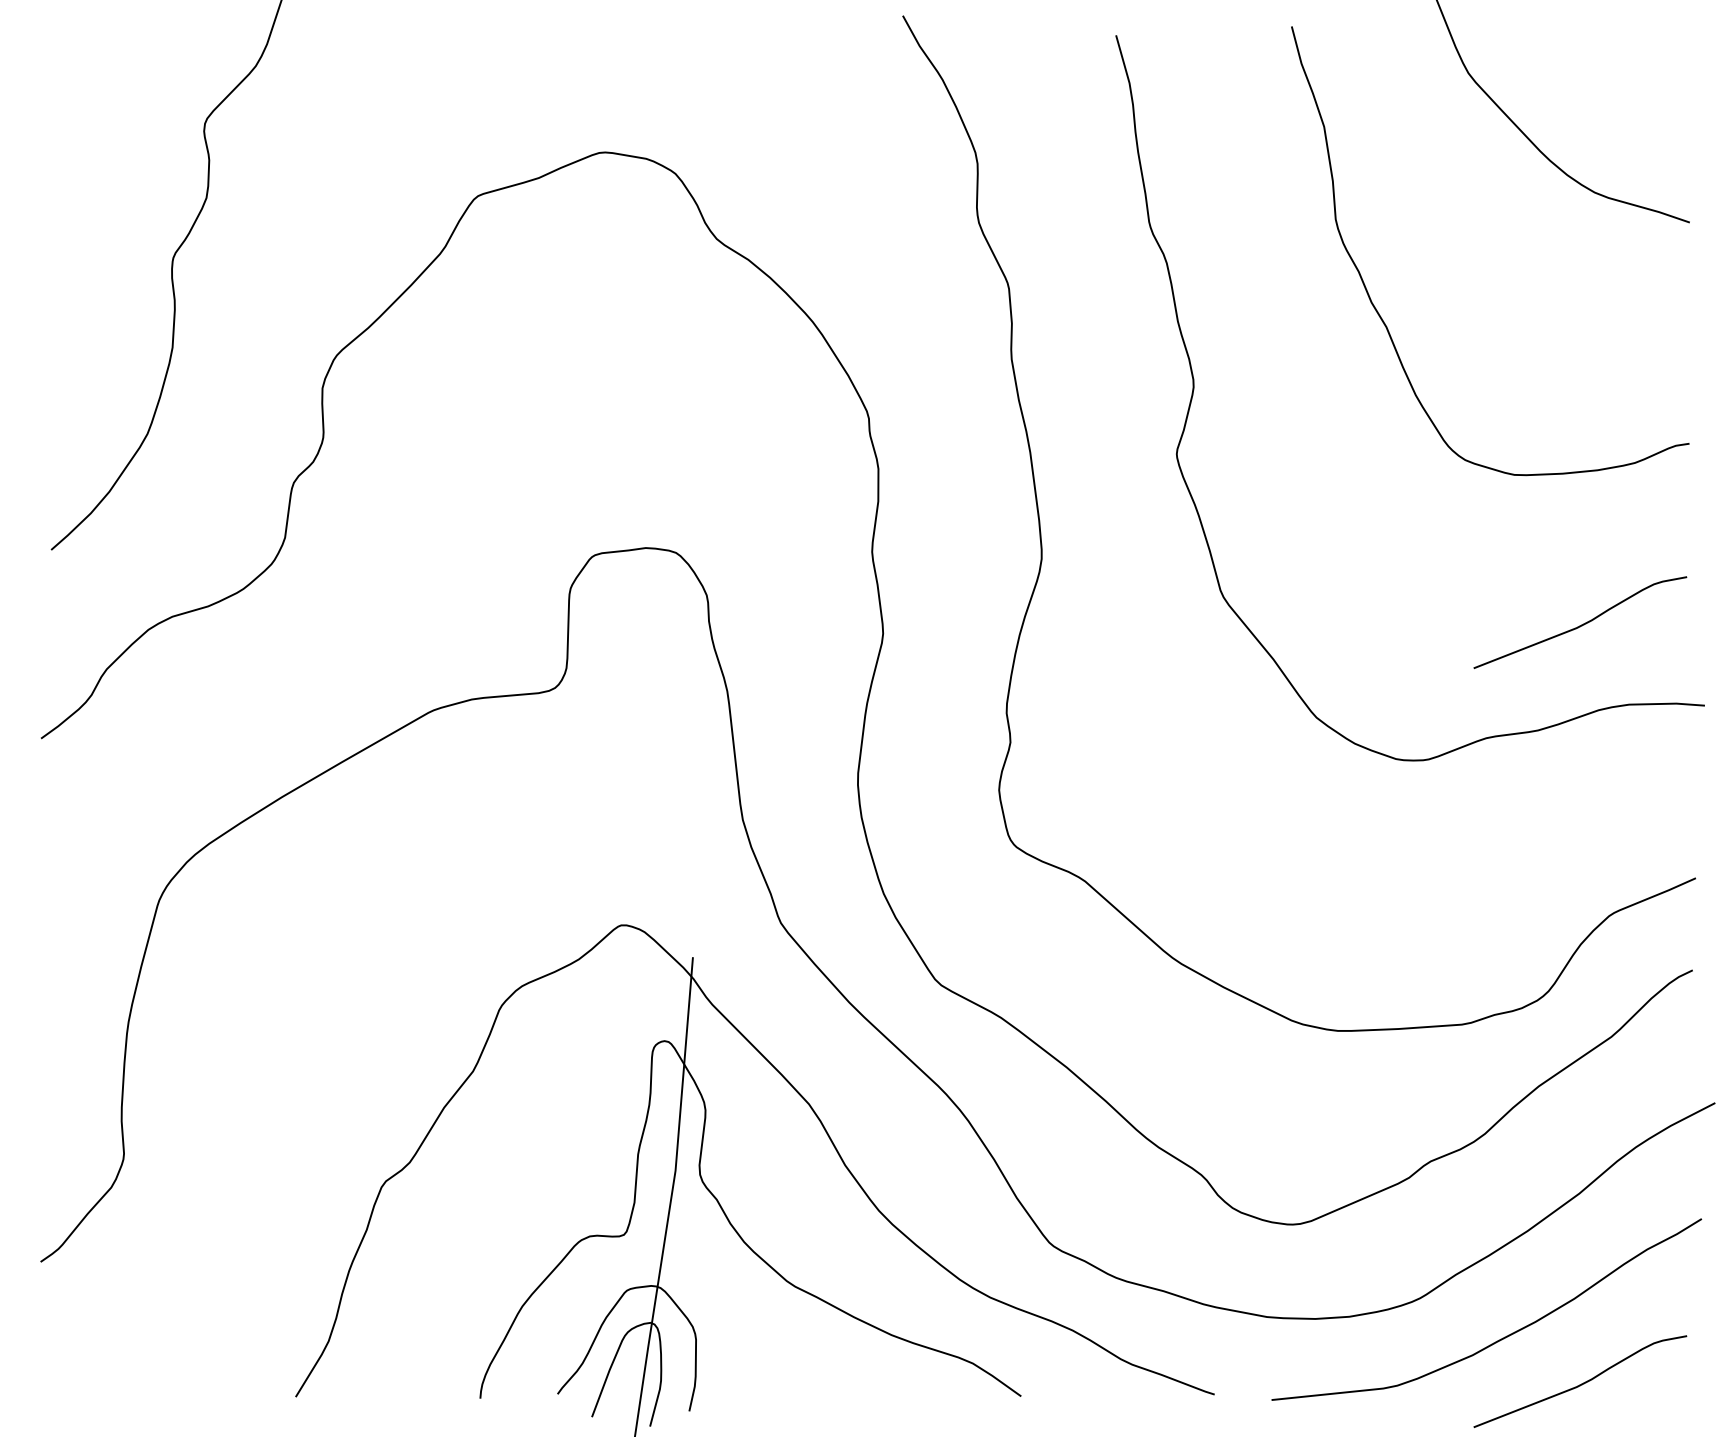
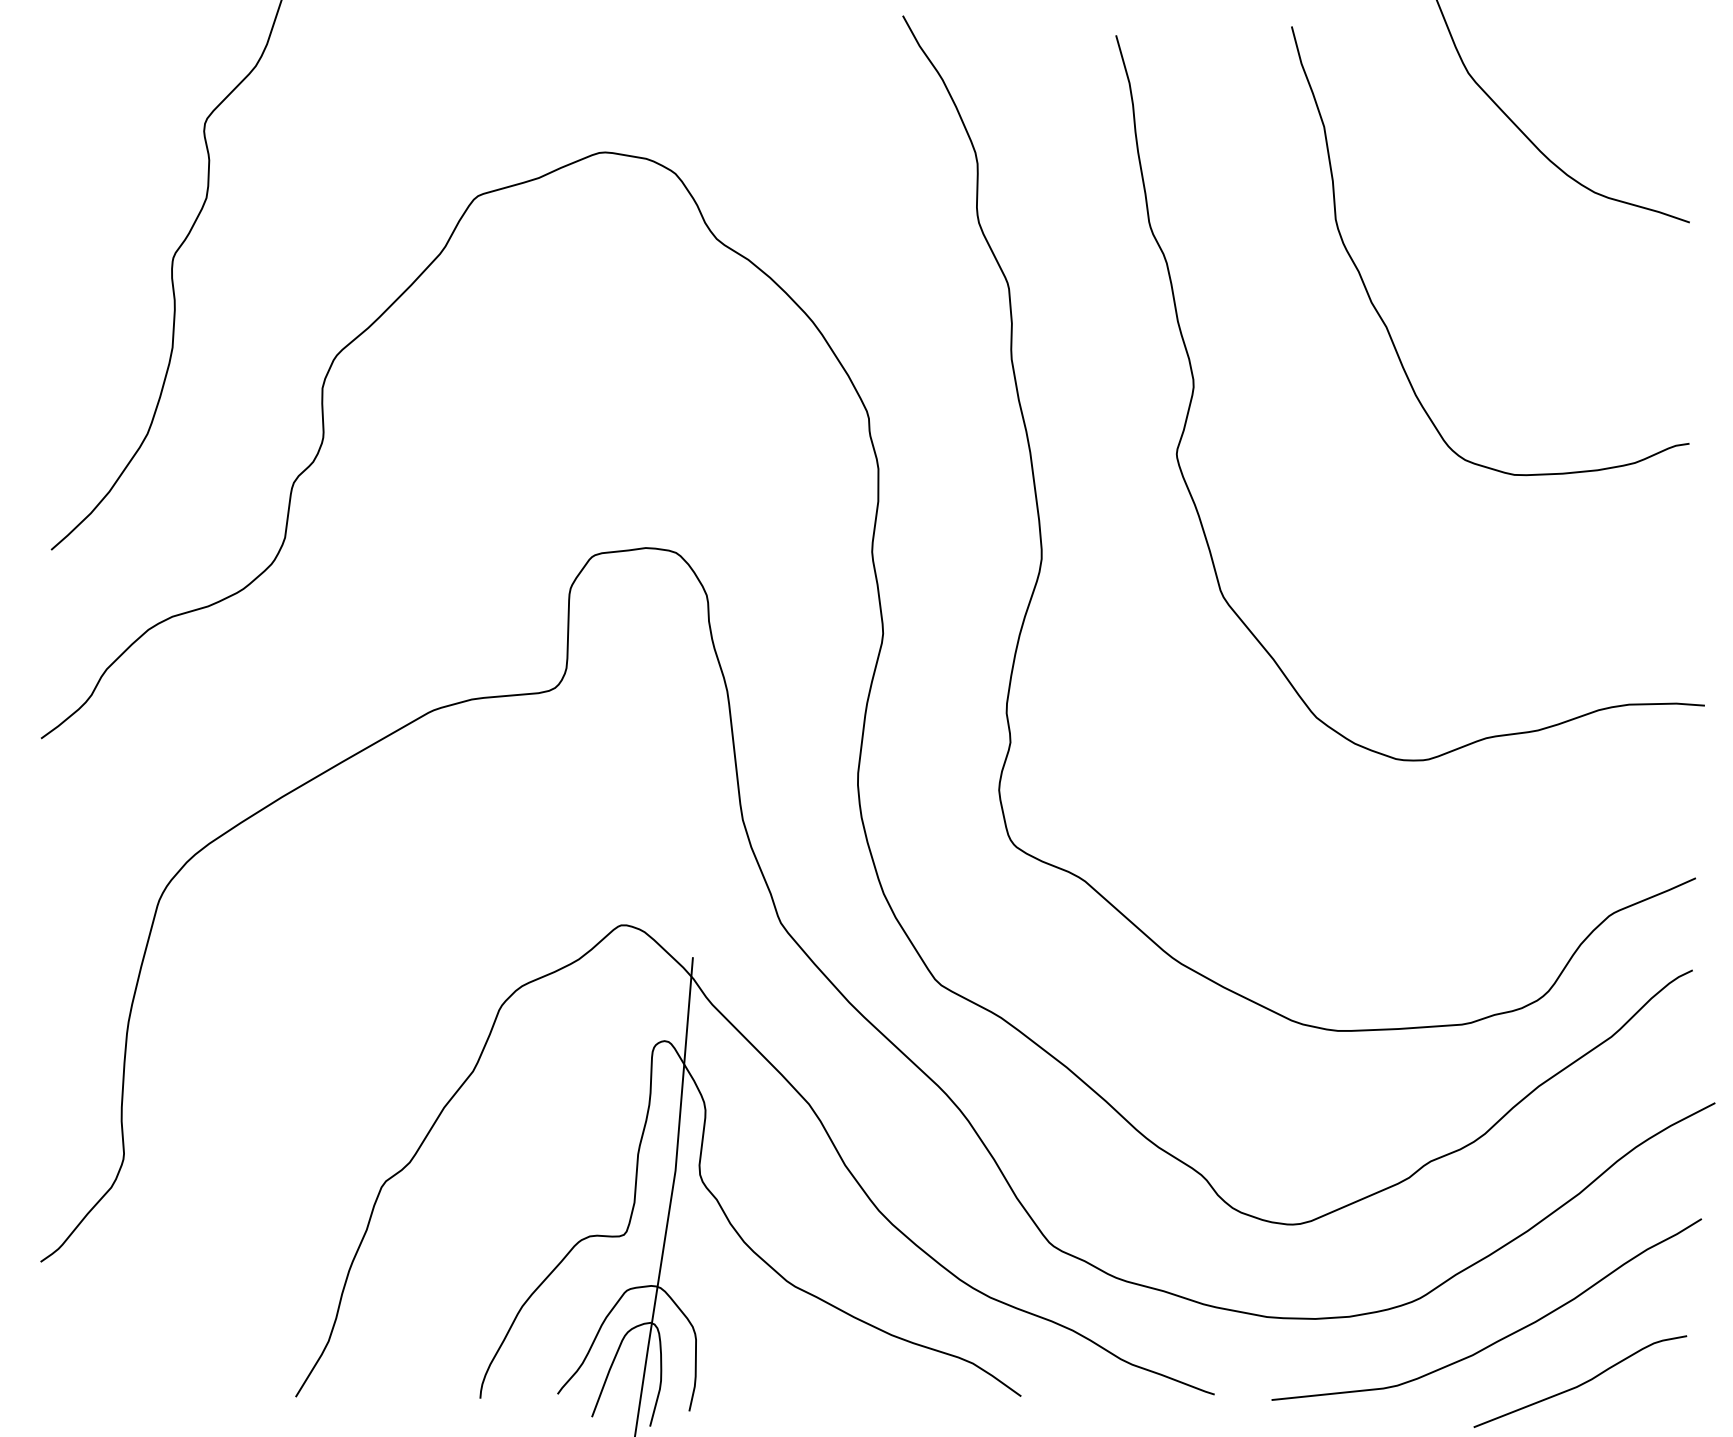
curve: present -> none (1581, 624)
